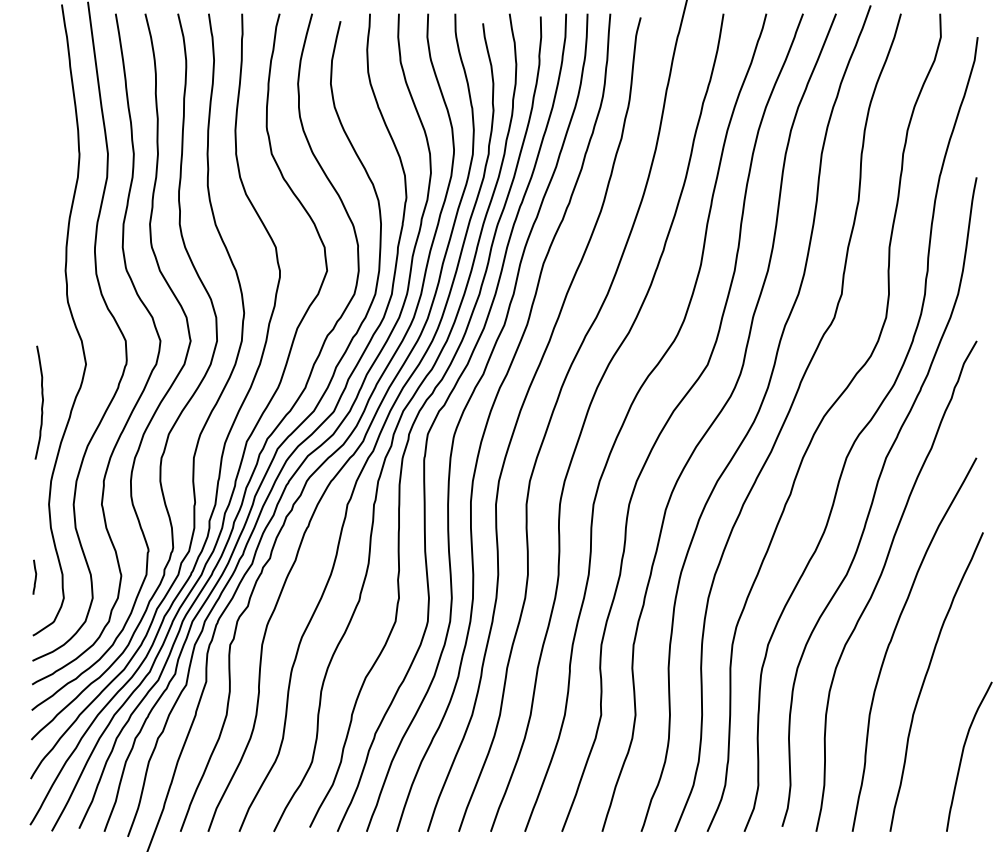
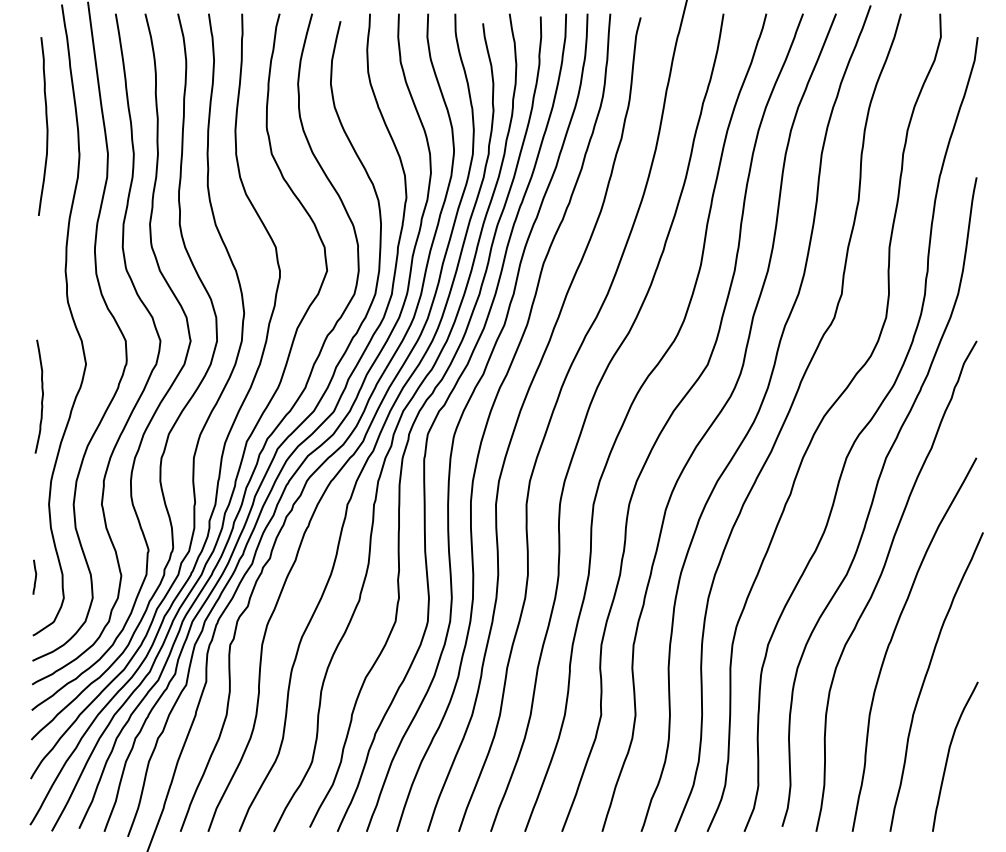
curve: none -> present (46, 126)
curve position: (41, 402) -> (41, 396) (41, 396)
curve position: (963, 754) -> (949, 754) (949, 754)
